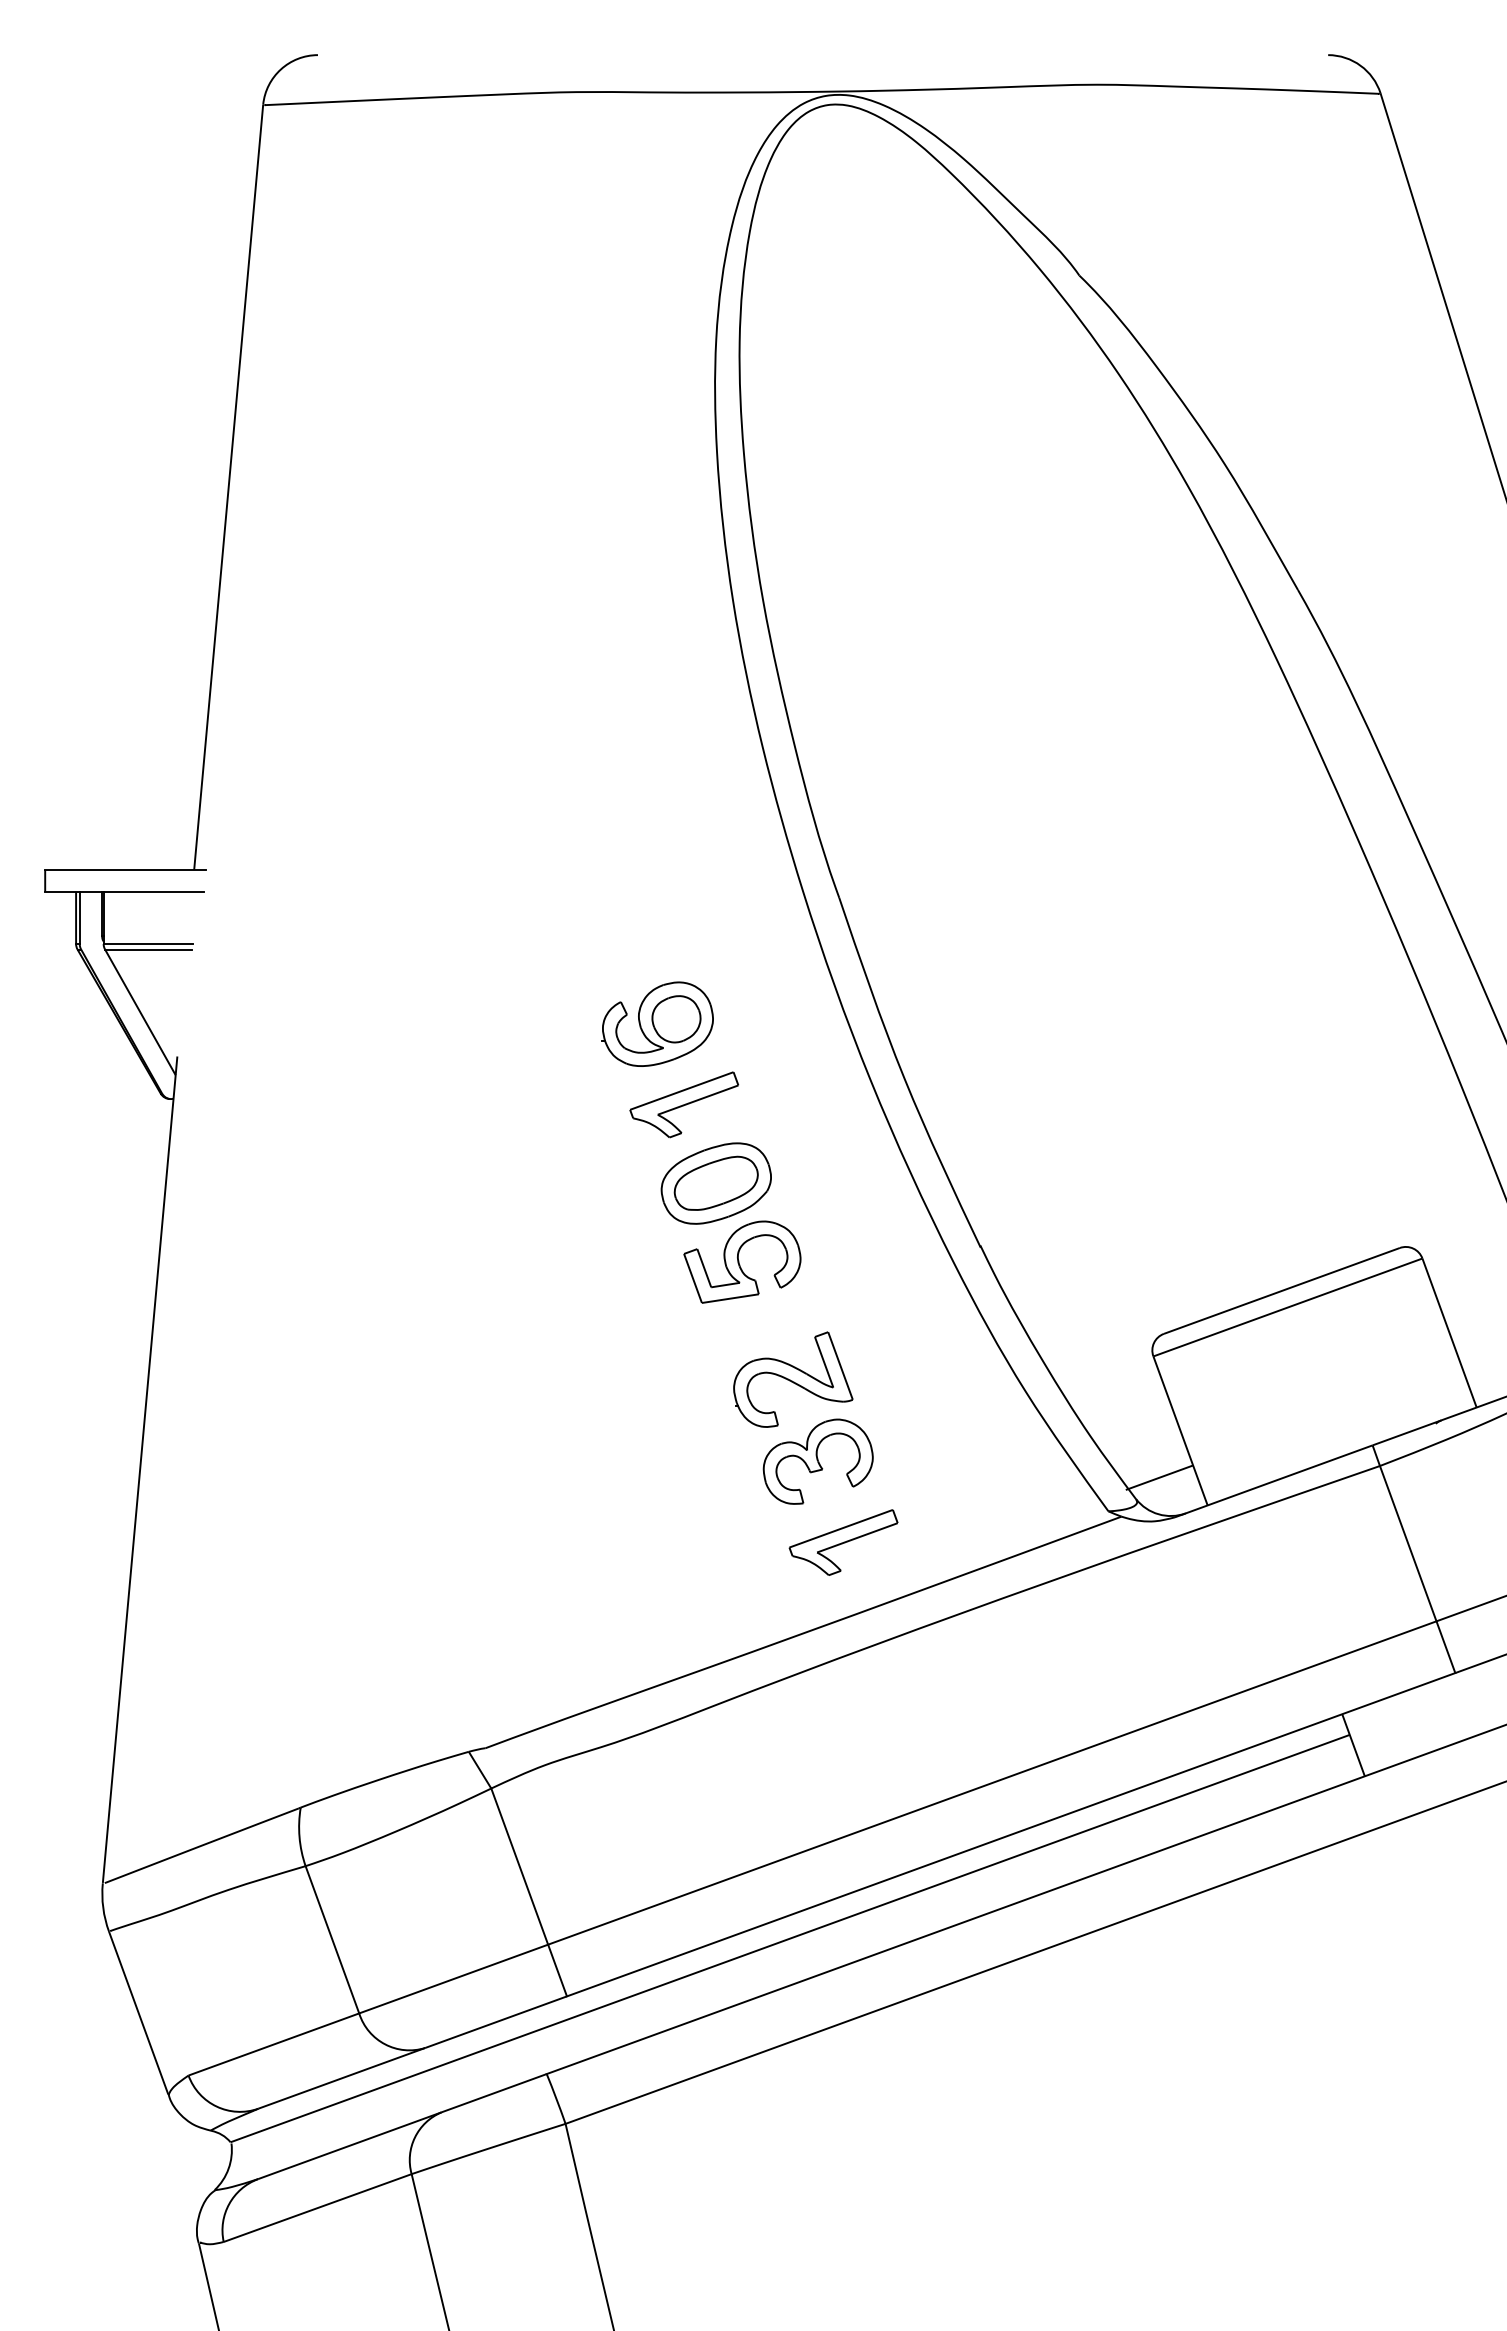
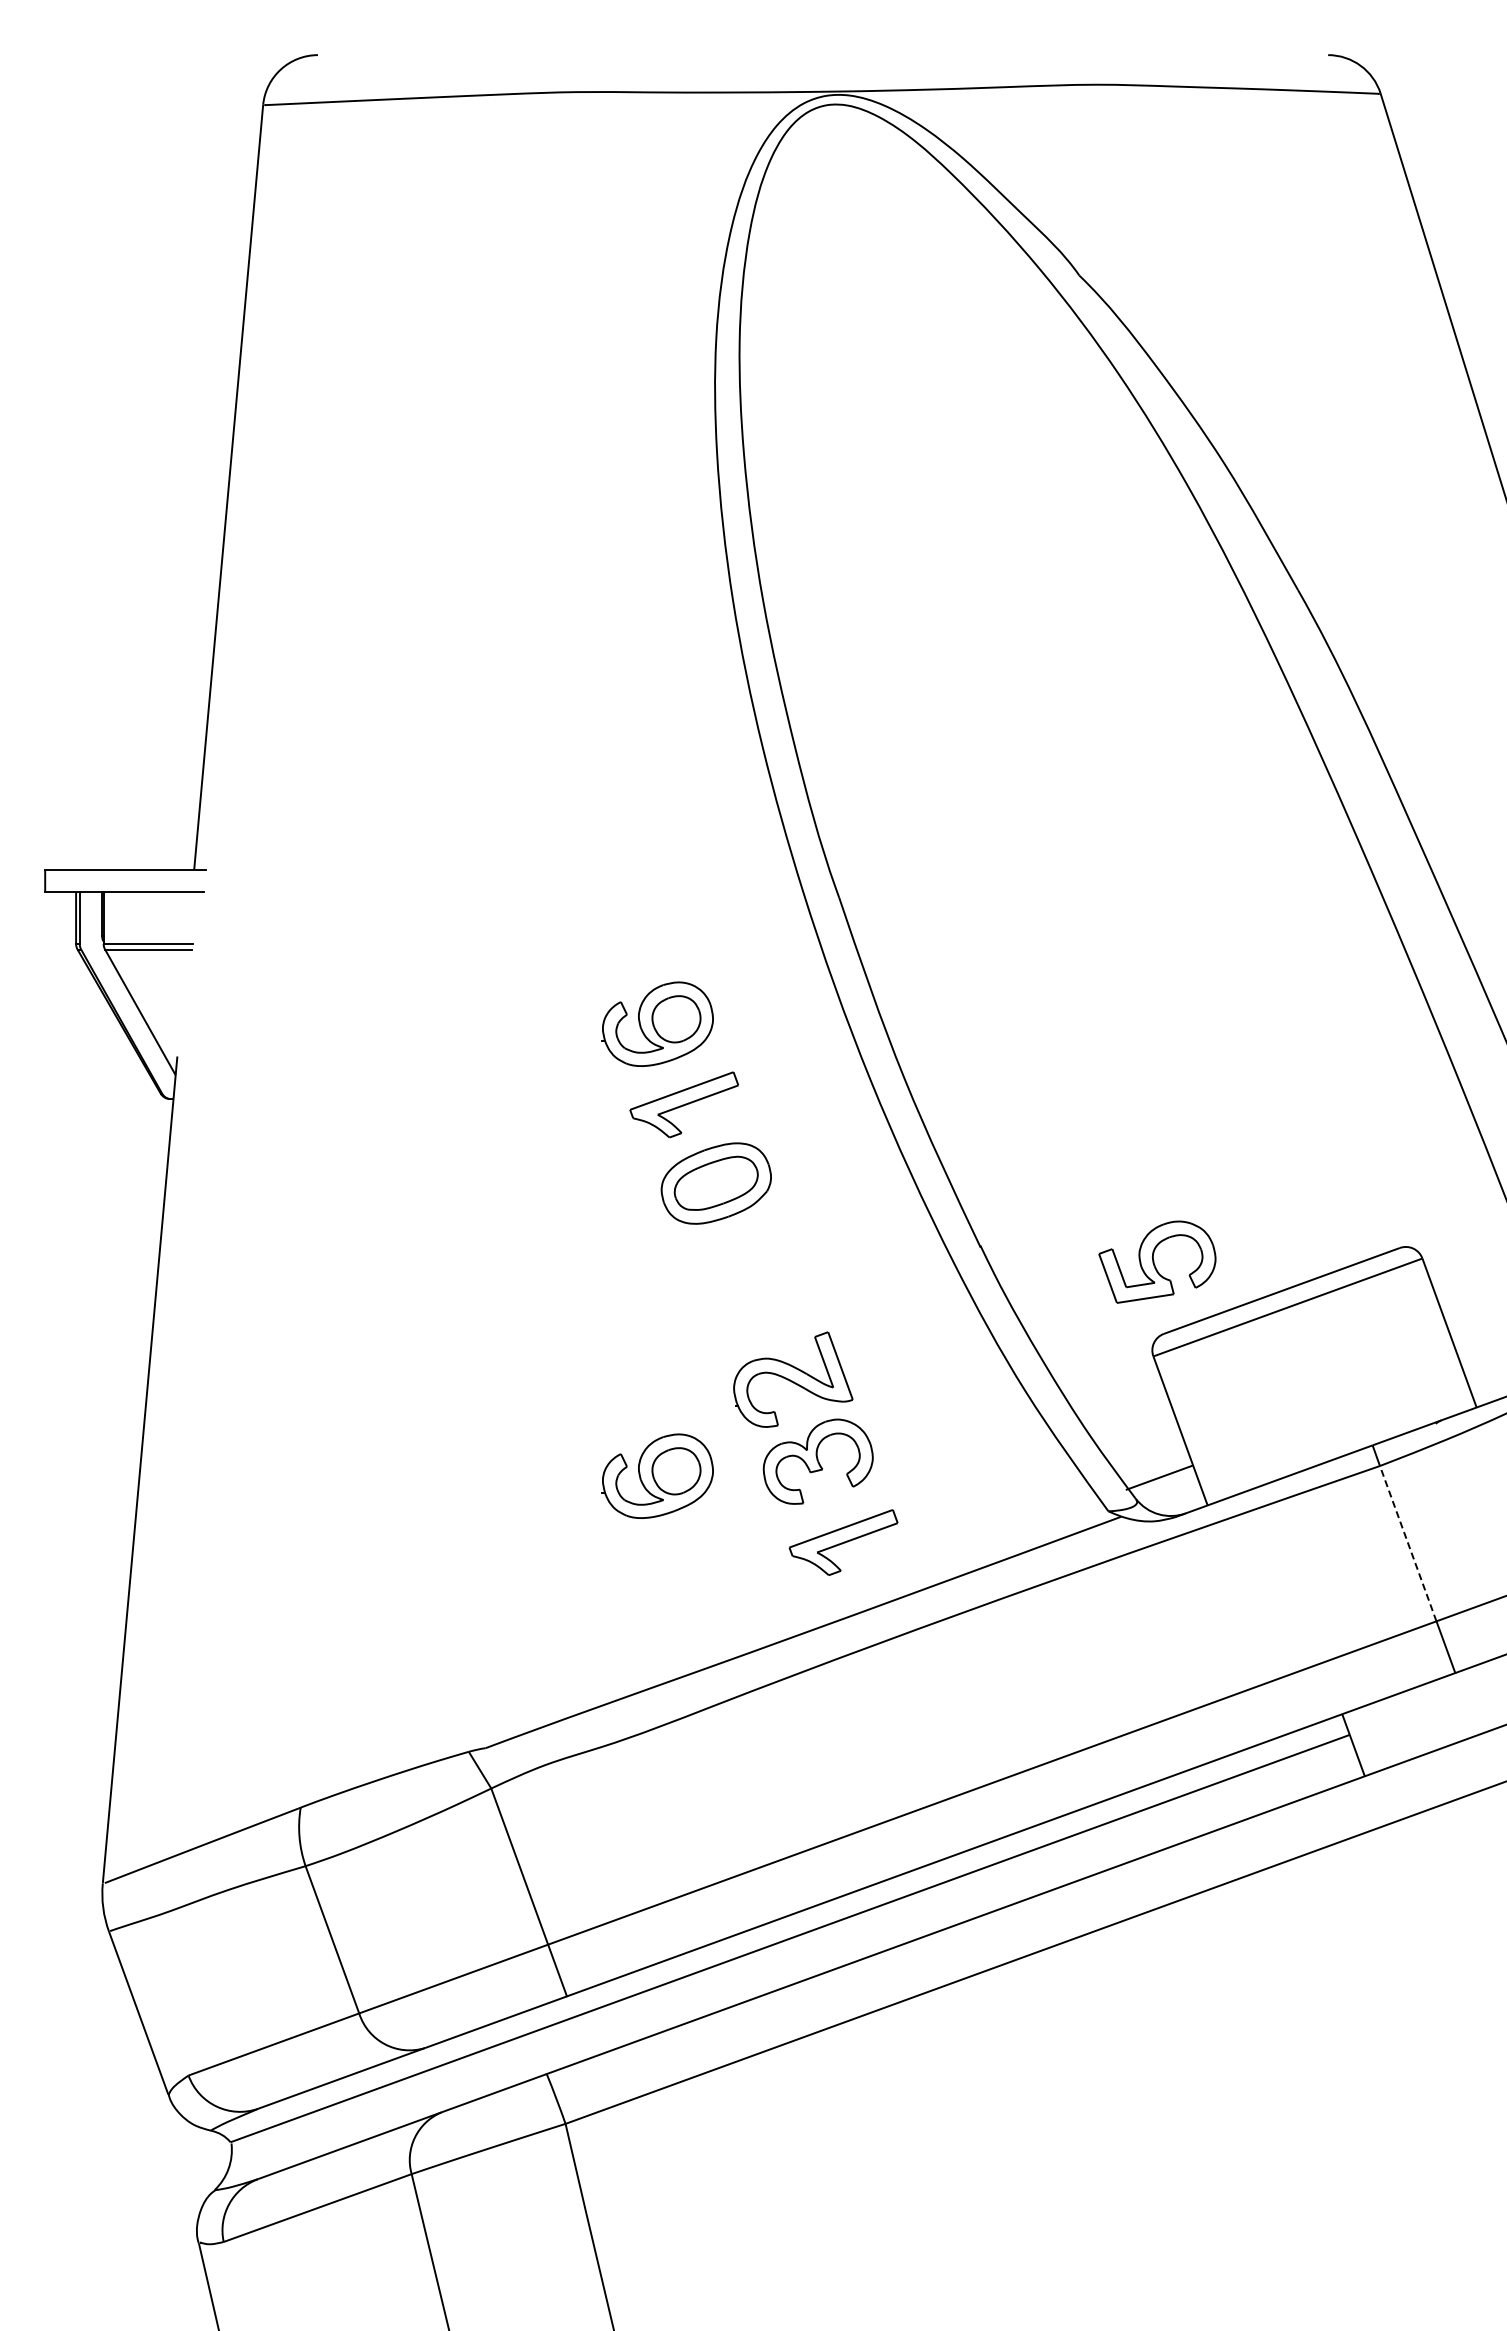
part position: (742, 1261) -> (1157, 1261) (1157, 1261)
part: none -> present (657, 1475)
line: solid -> dashed (1408, 1543)
